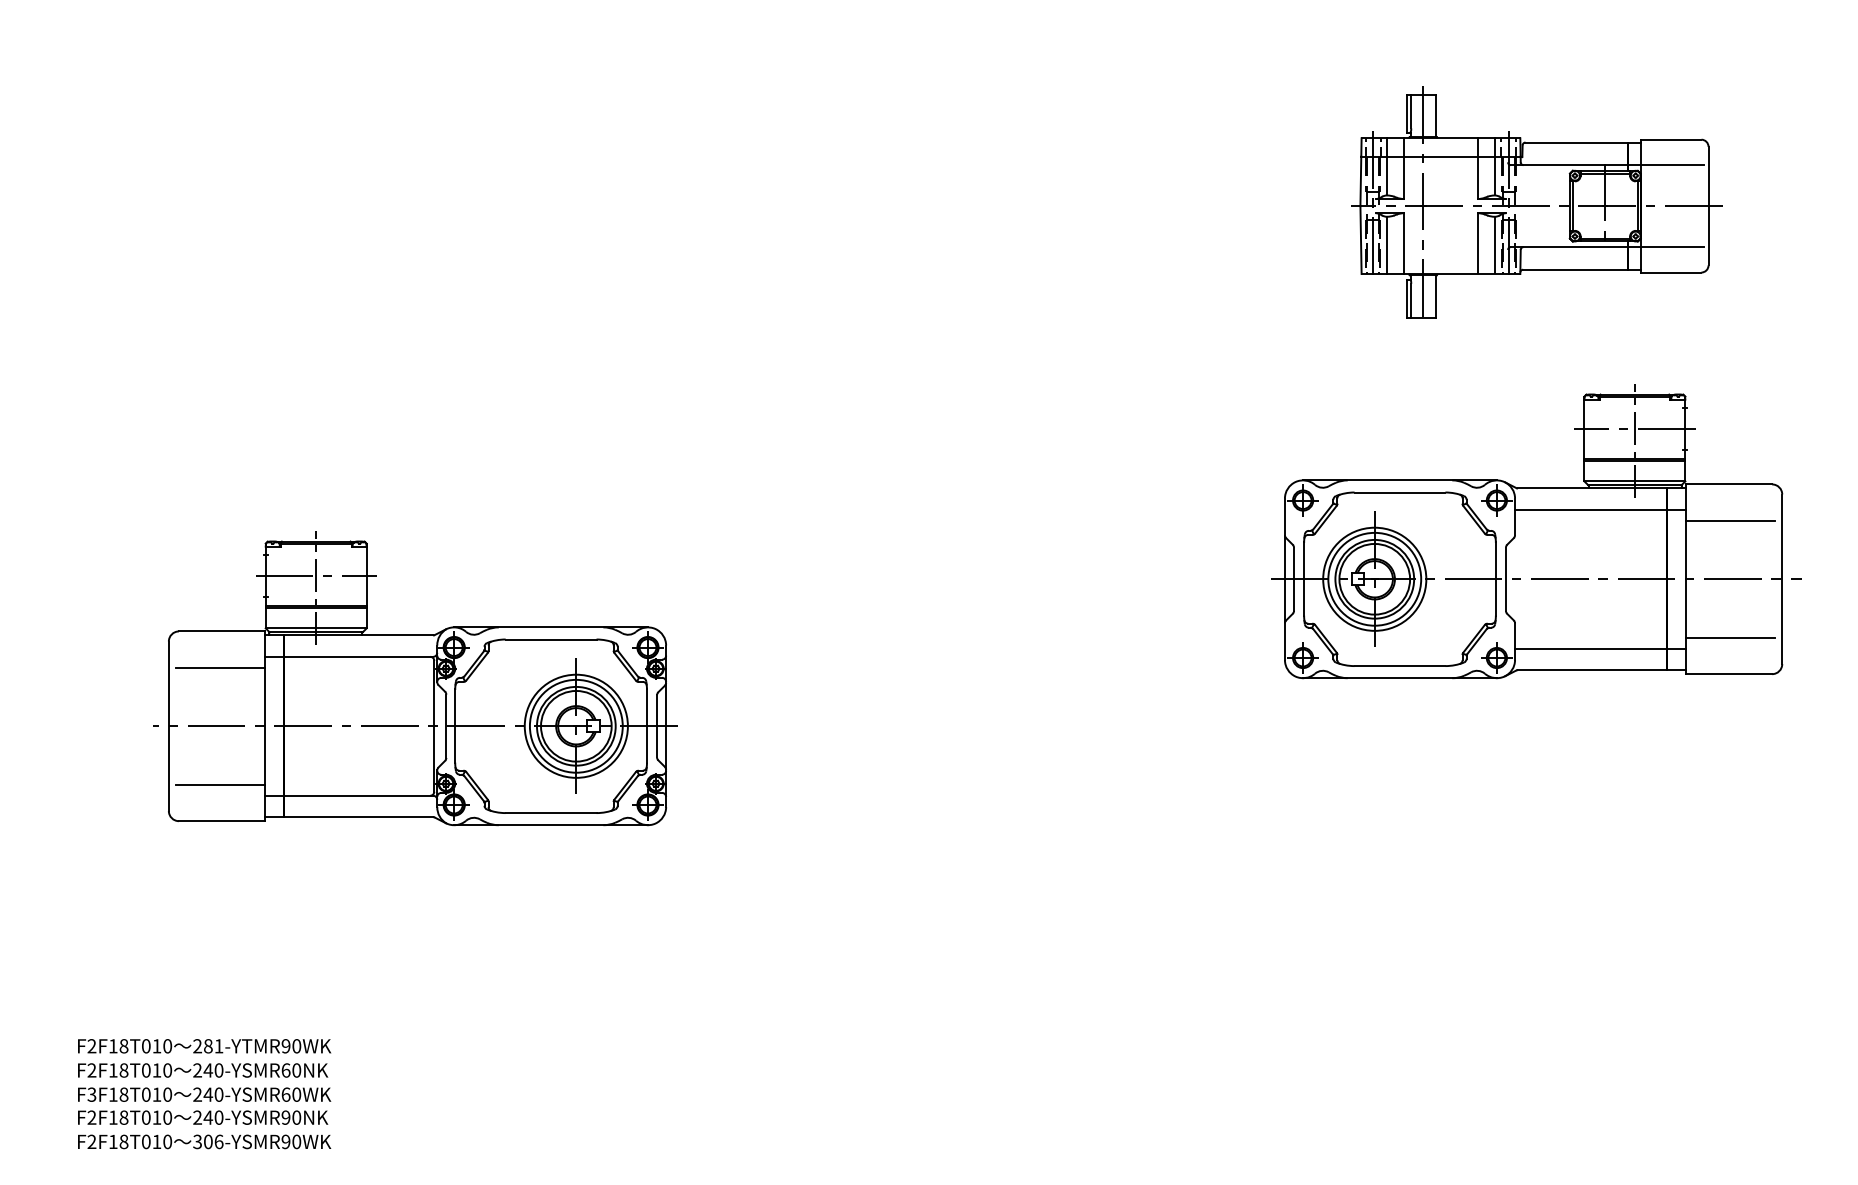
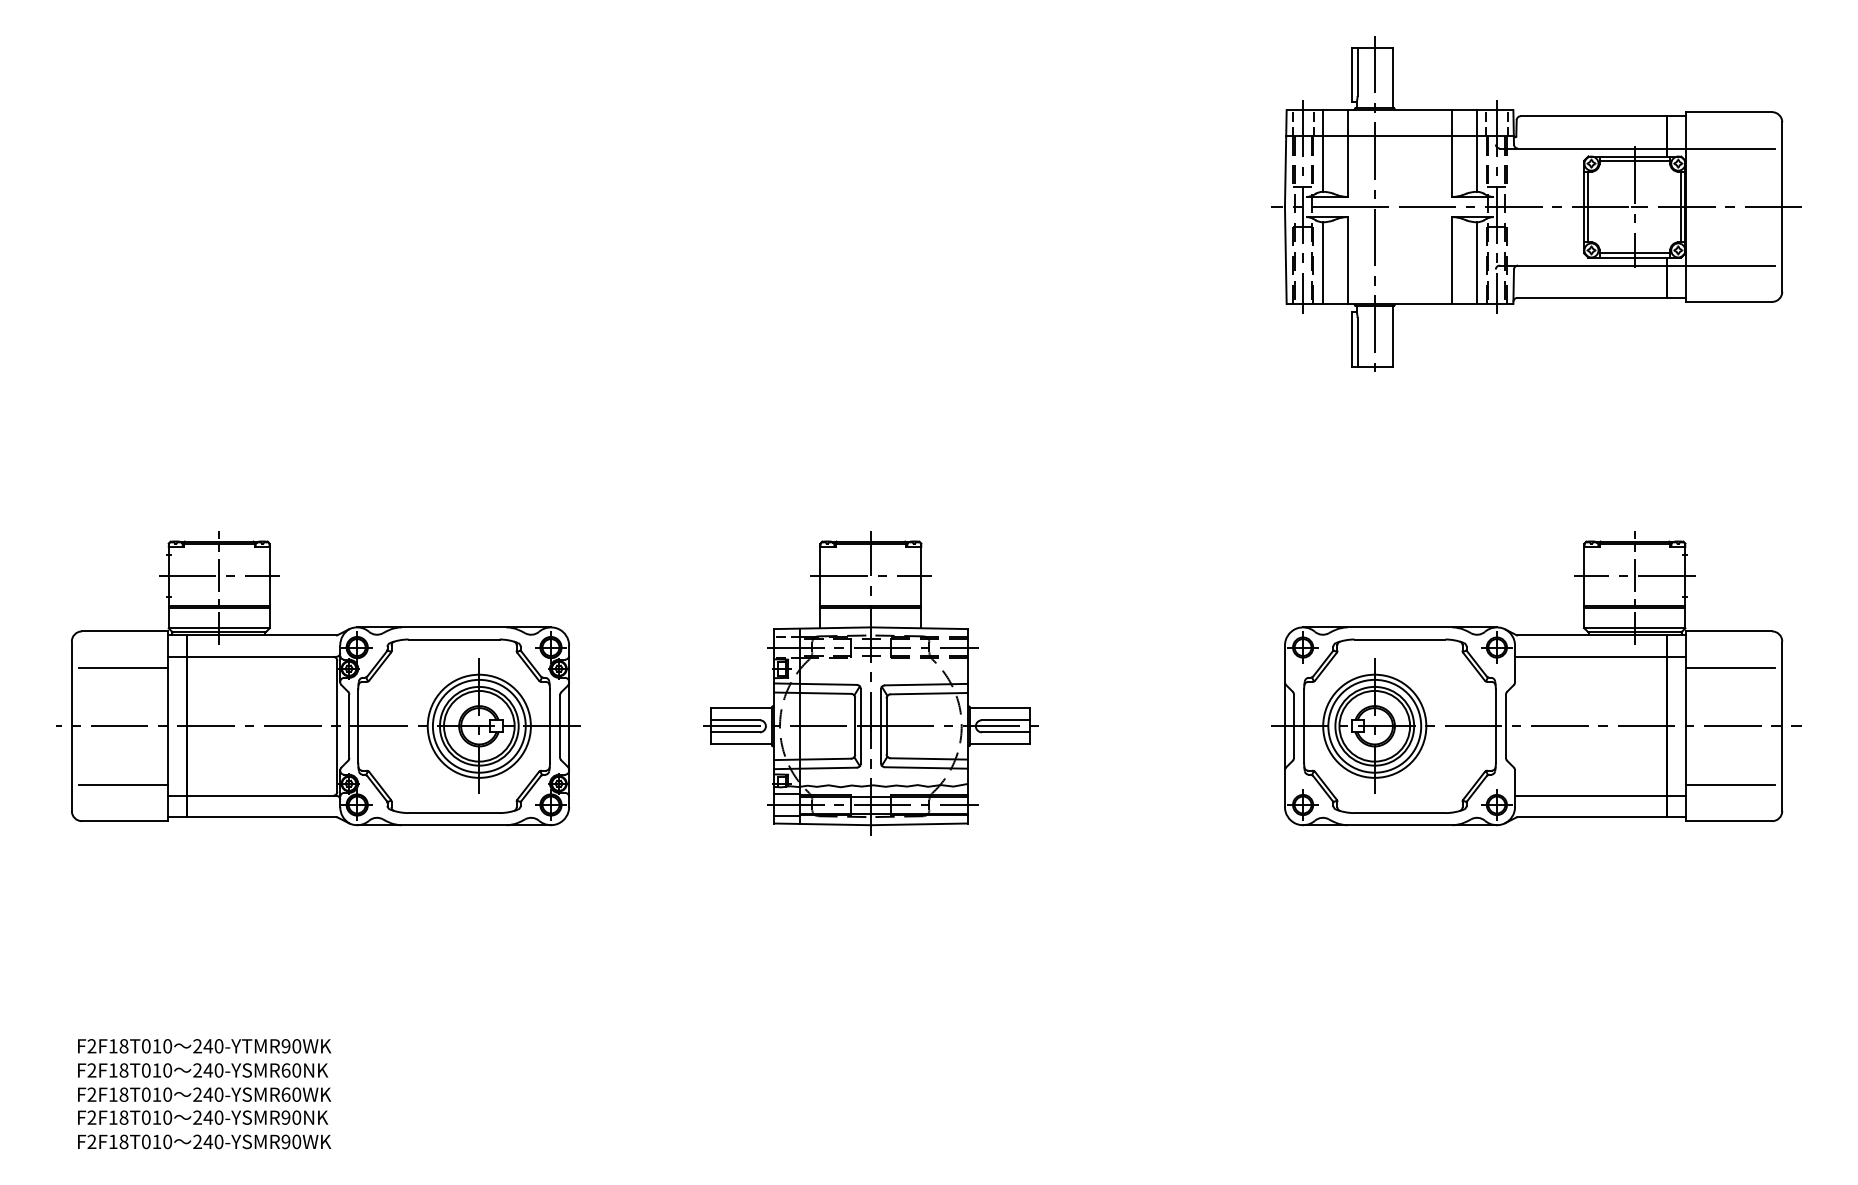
part size: 372x233 px -> 531x336 px (1536, 203)
part position: (1536, 531) -> (1536, 678) (1536, 678)
part position: (415, 678) -> (318, 678) (318, 678)
part: none -> present (870, 683)
text: 281-YTMR90WK -> 240-YTMR90WK (213, 1046)
text: F3F18T010 -> F2F18T010 (91, 1094)
text: 306-YSMR90WK -> 240-YSMR90WK (208, 1141)
